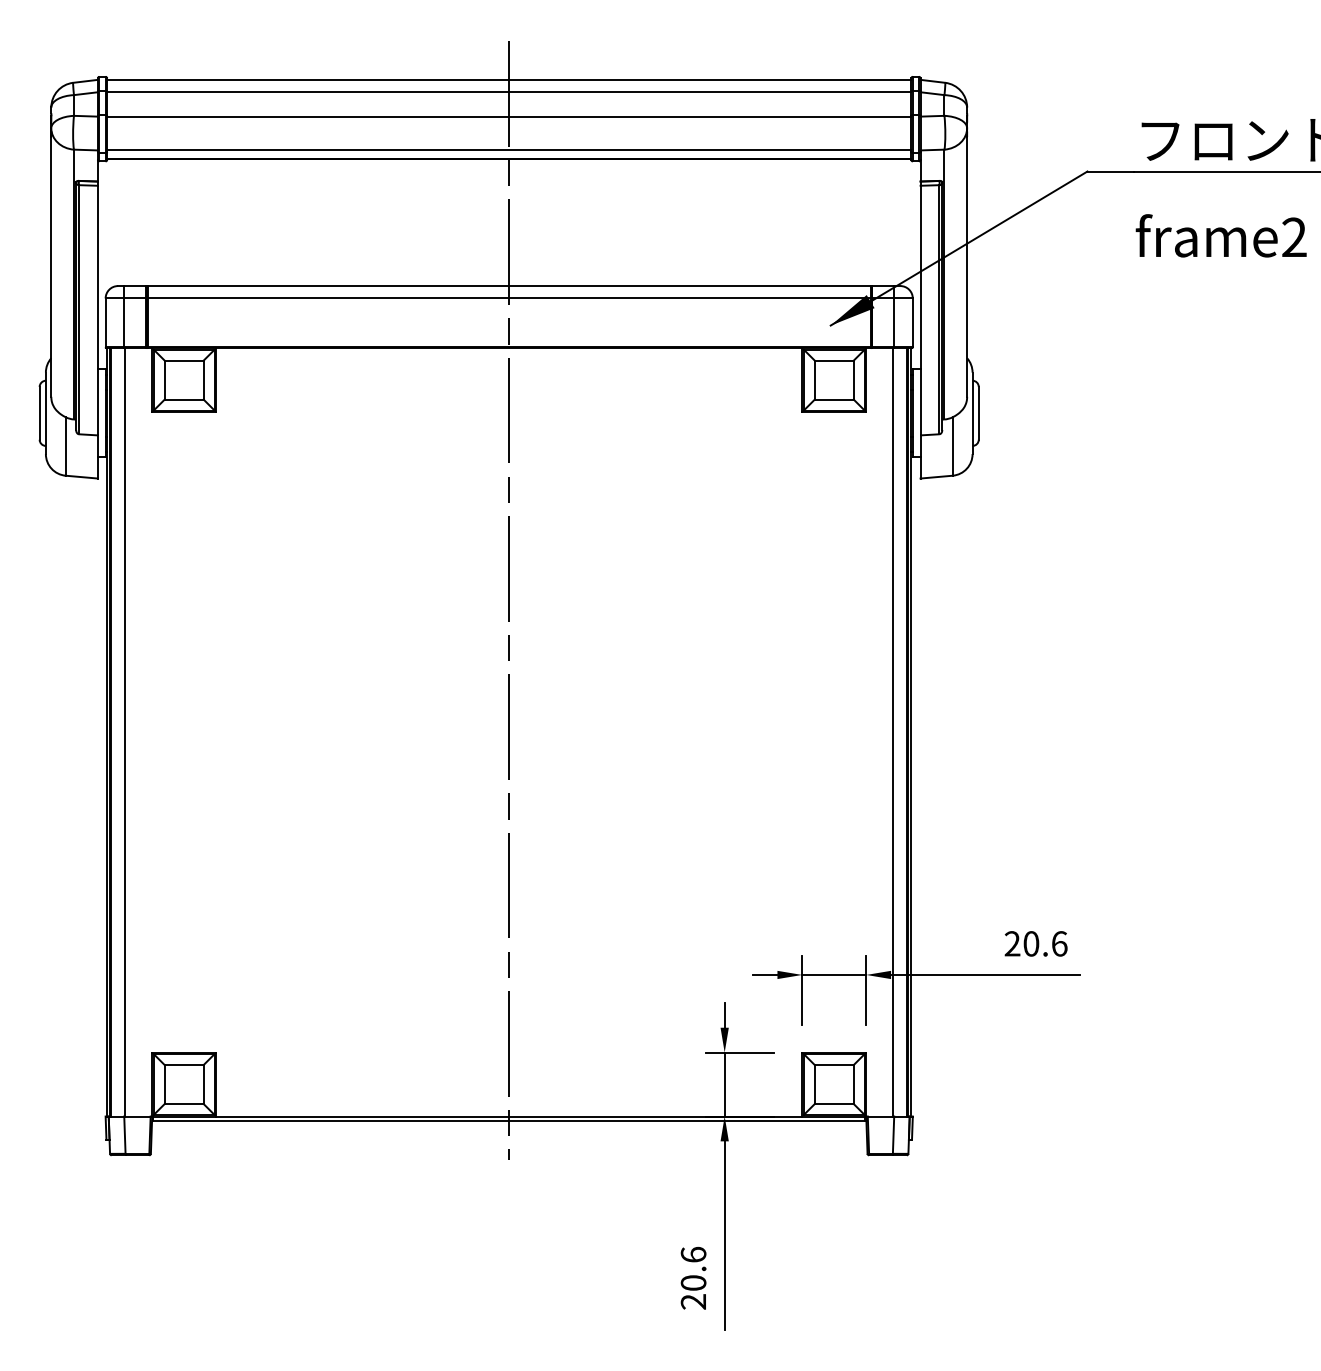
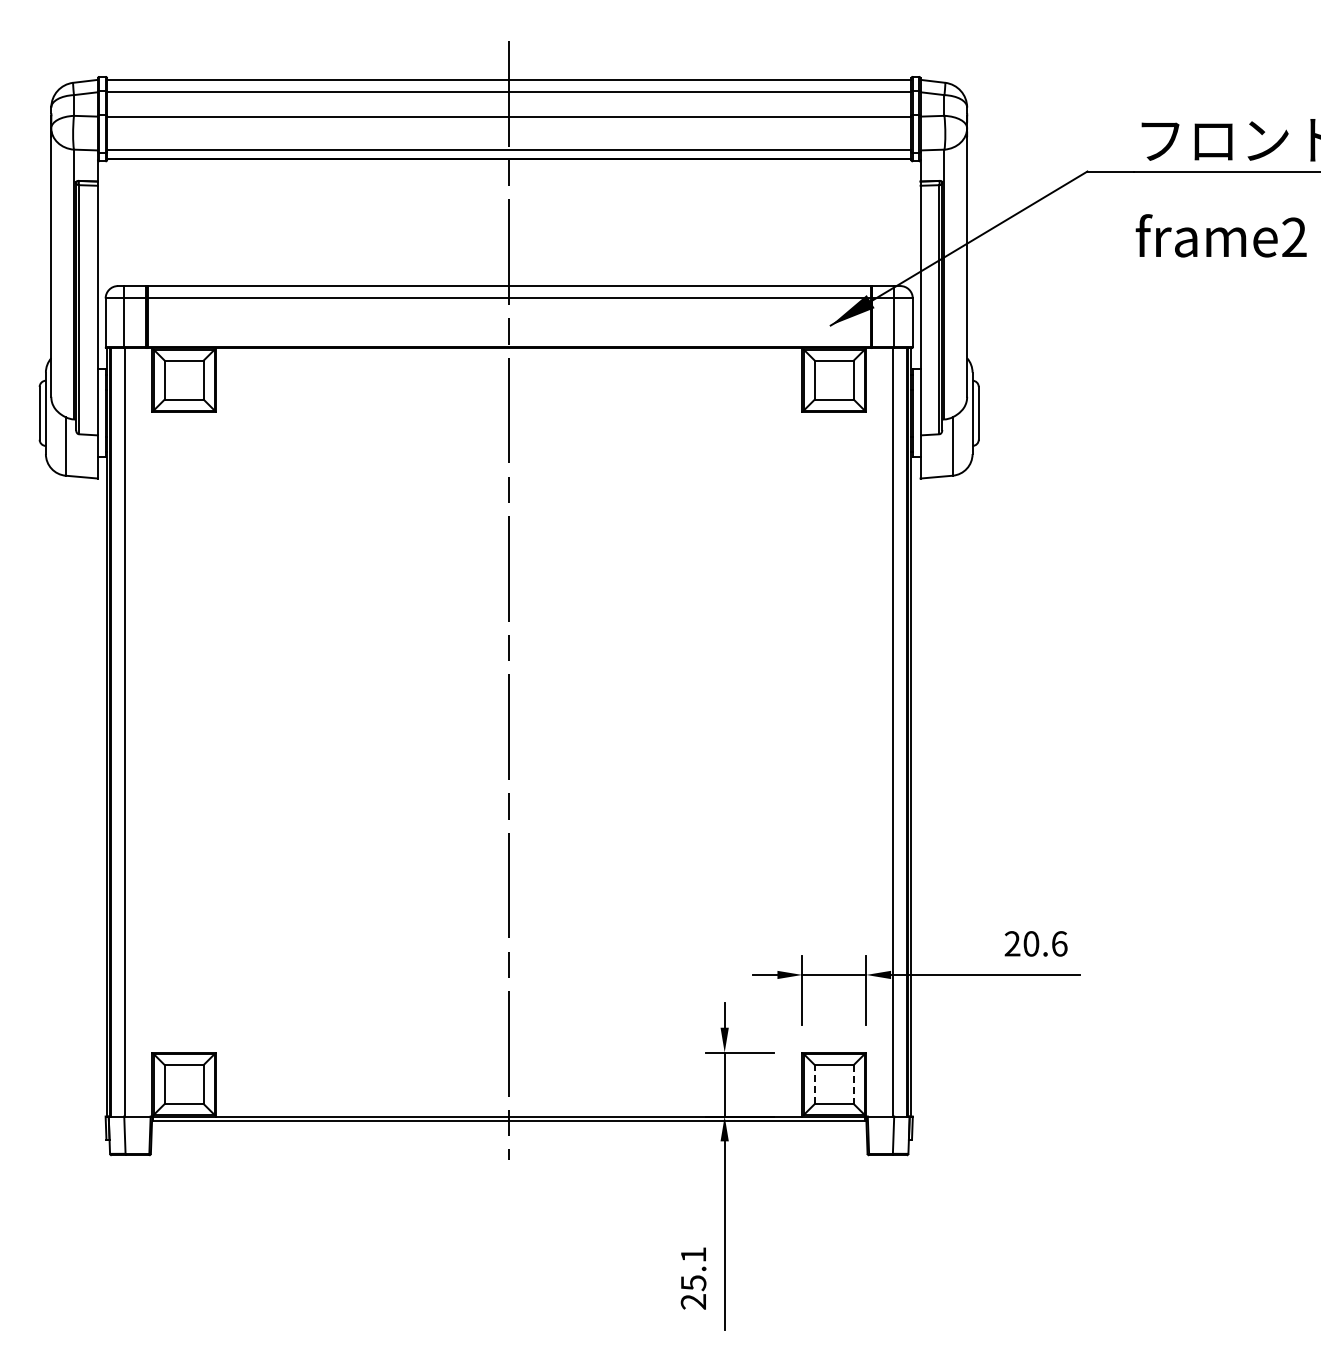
line: solid -> dashed (814, 1084)
line: solid -> dashed (853, 1085)
text: 20.6 -> 25.1 (693, 1268)
